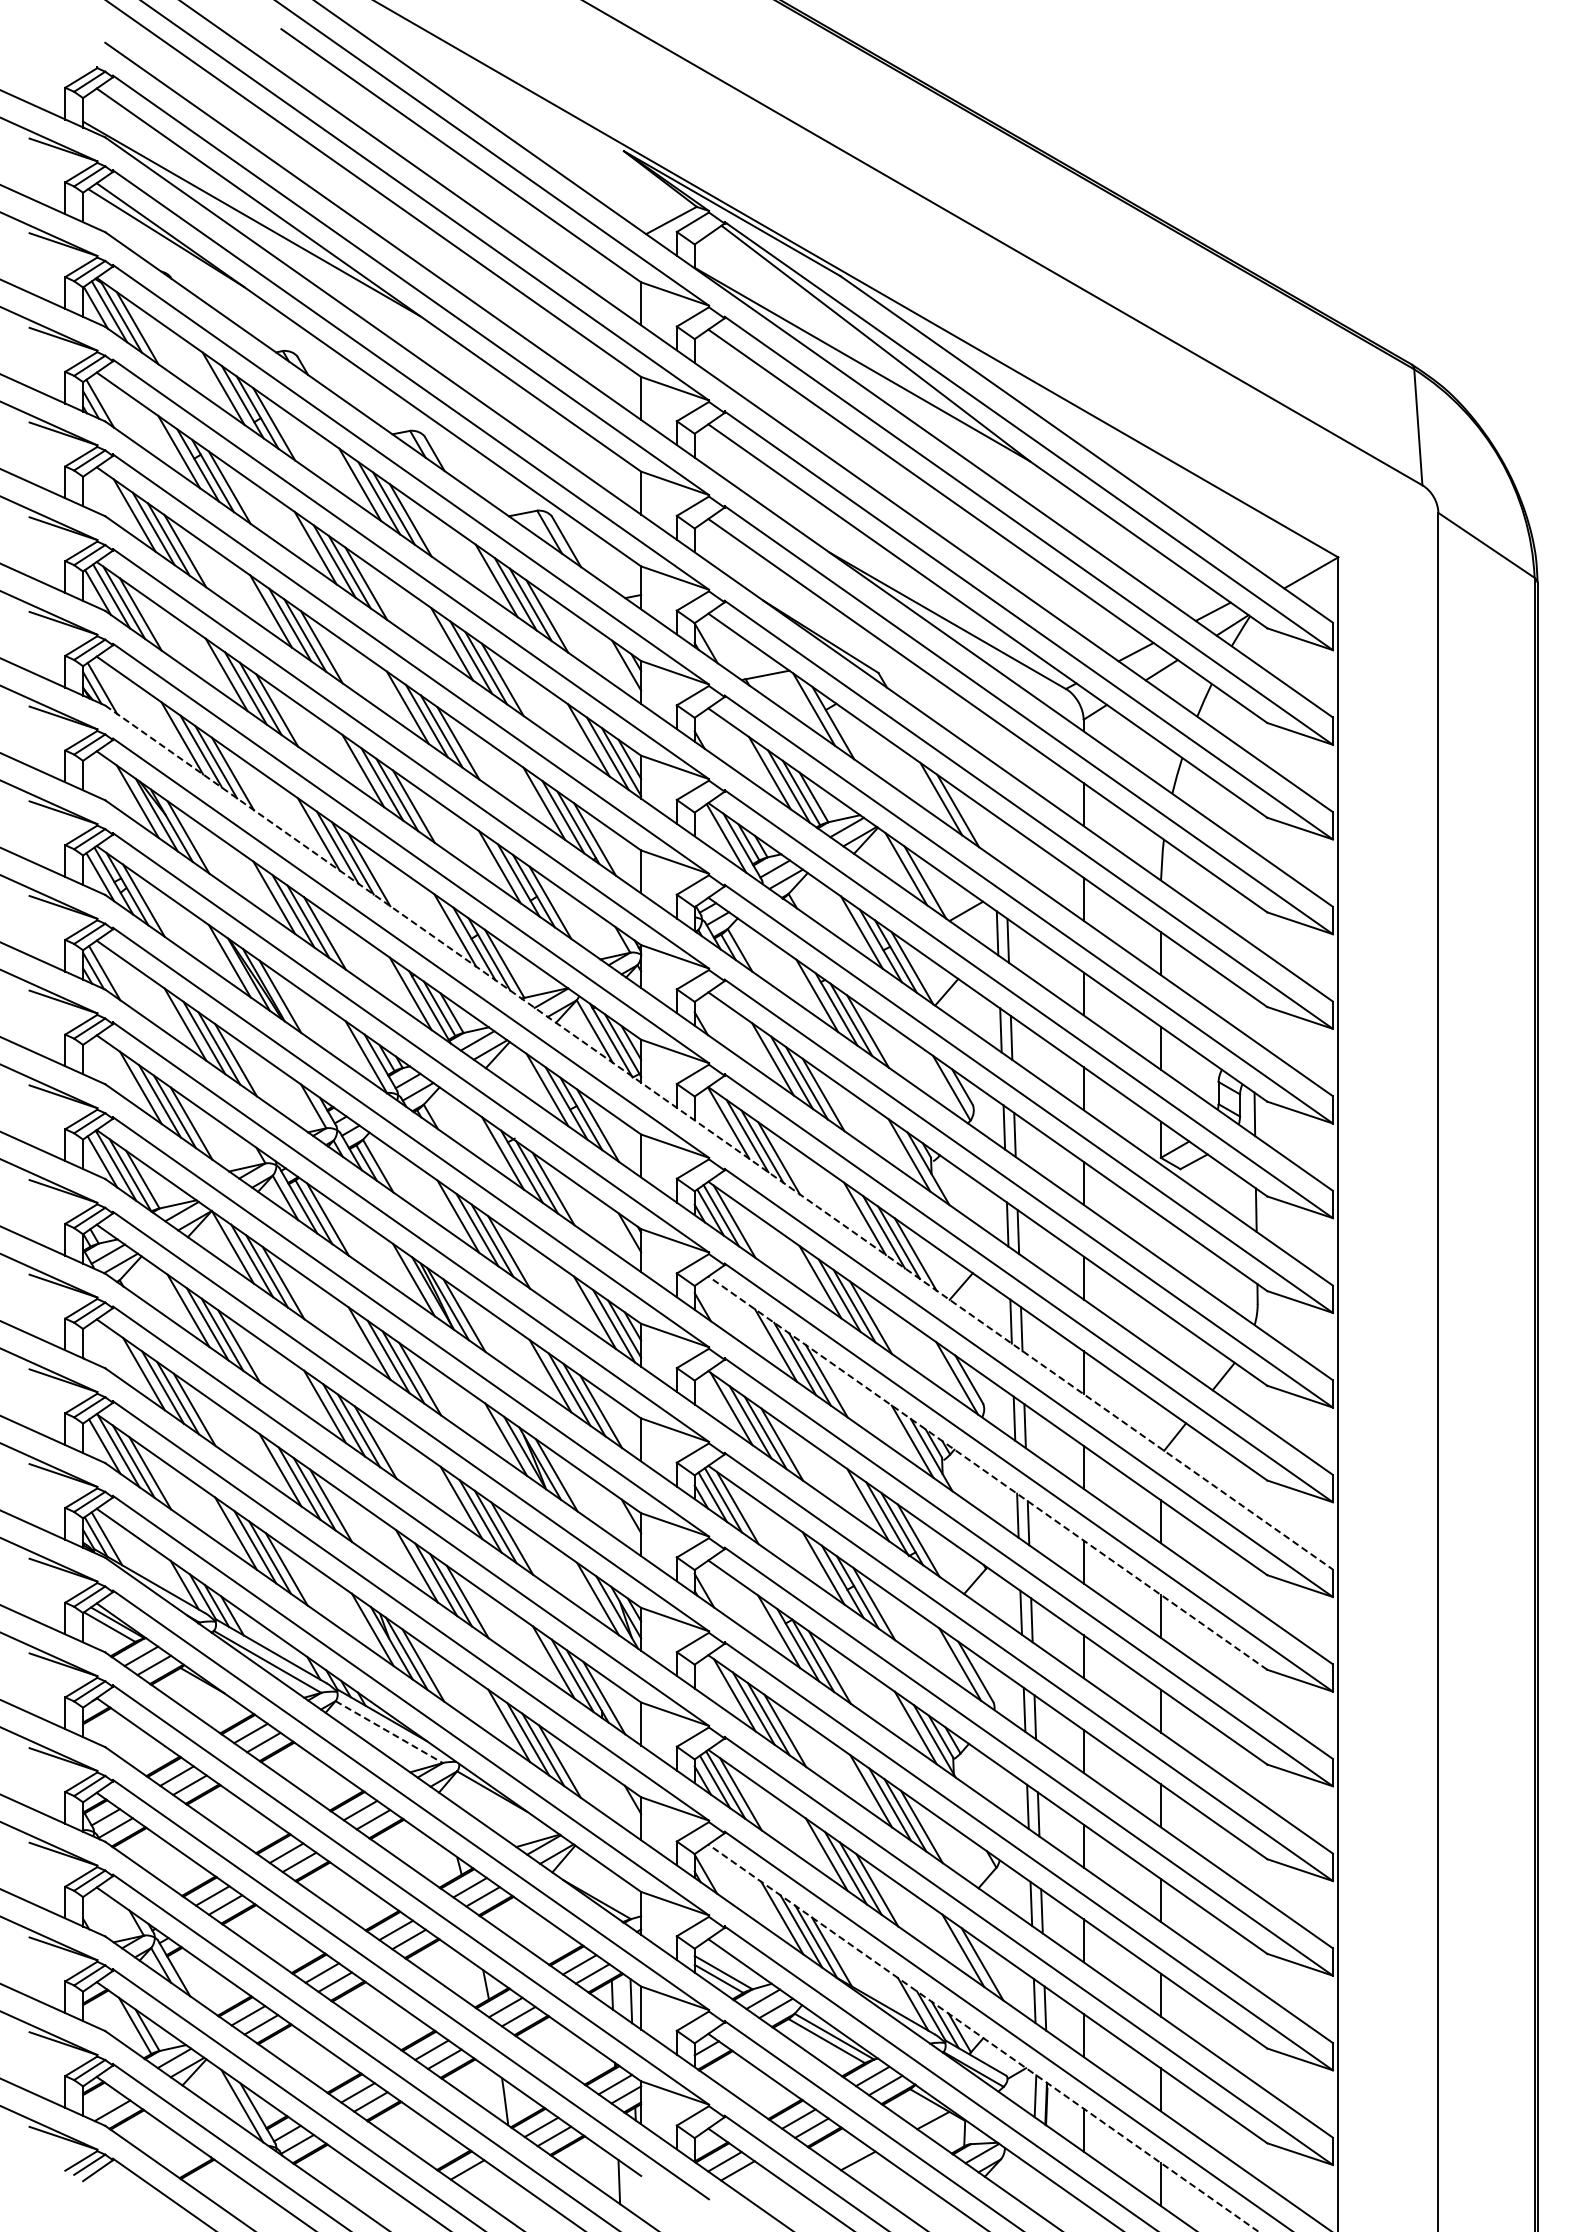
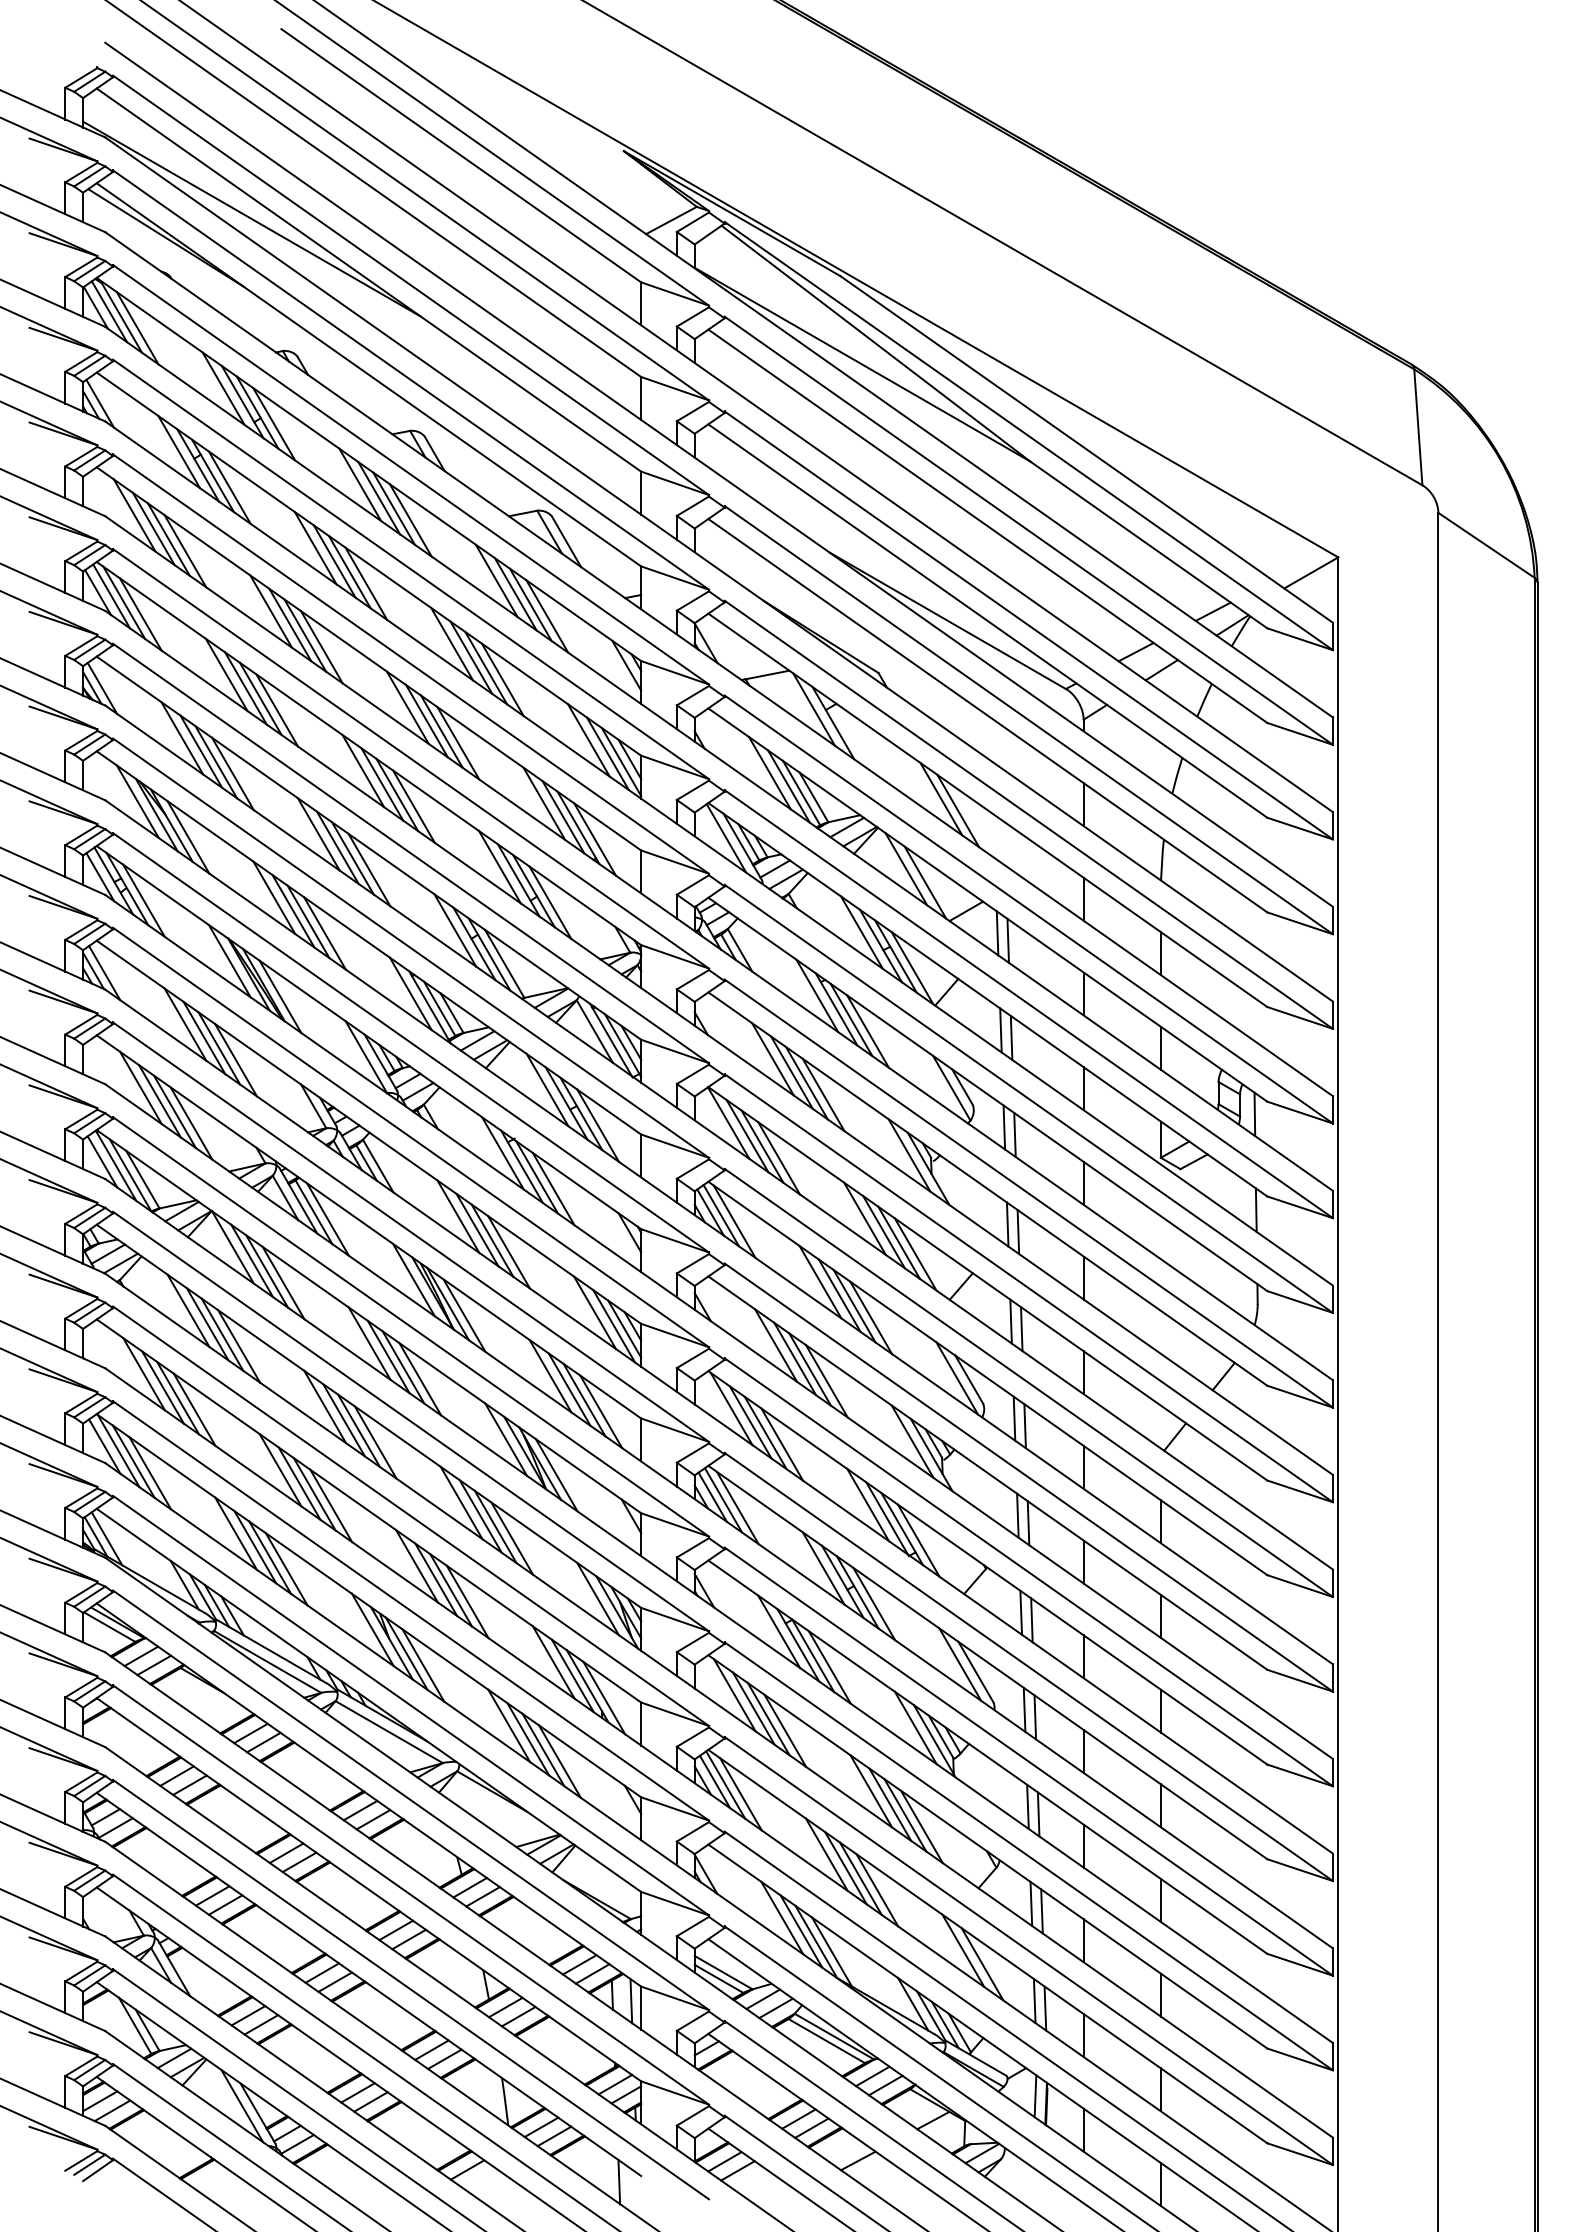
line: dashed -> solid (719, 1137)
line: dashed -> solid (987, 1473)
line: dashed -> solid (389, 1732)
line: dashed -> solid (982, 2037)
line: none -> present (100, 2101)
